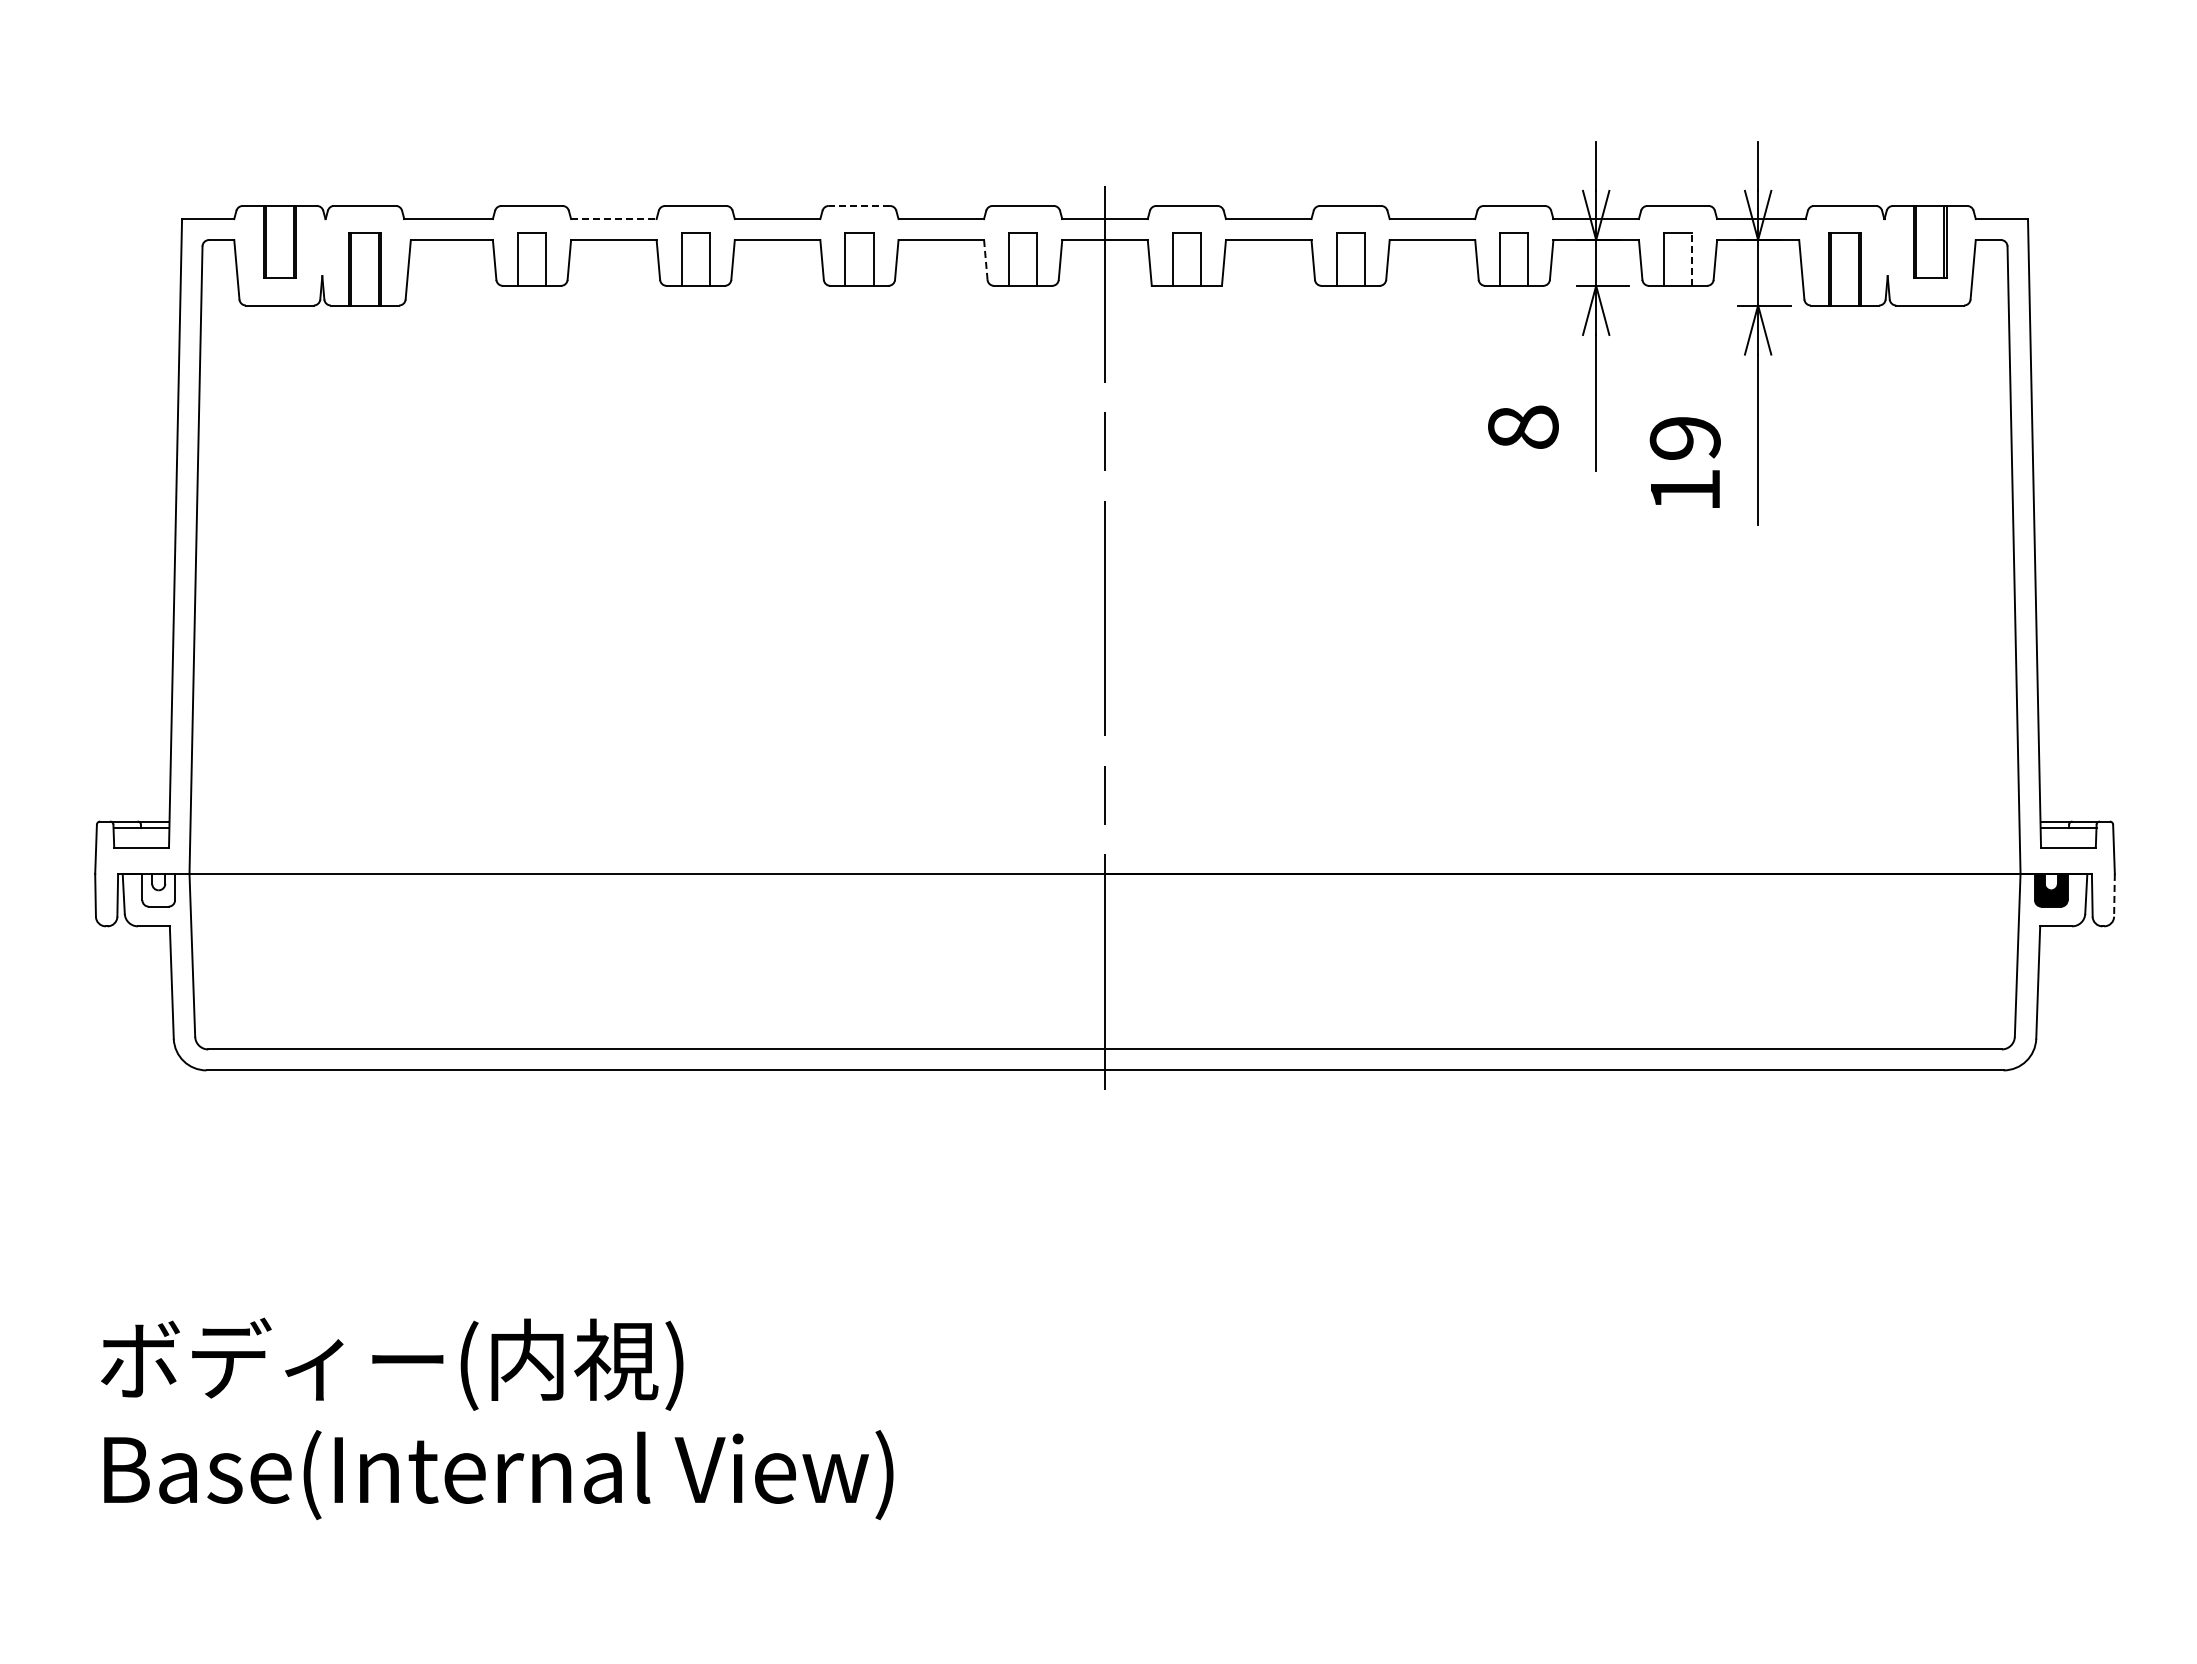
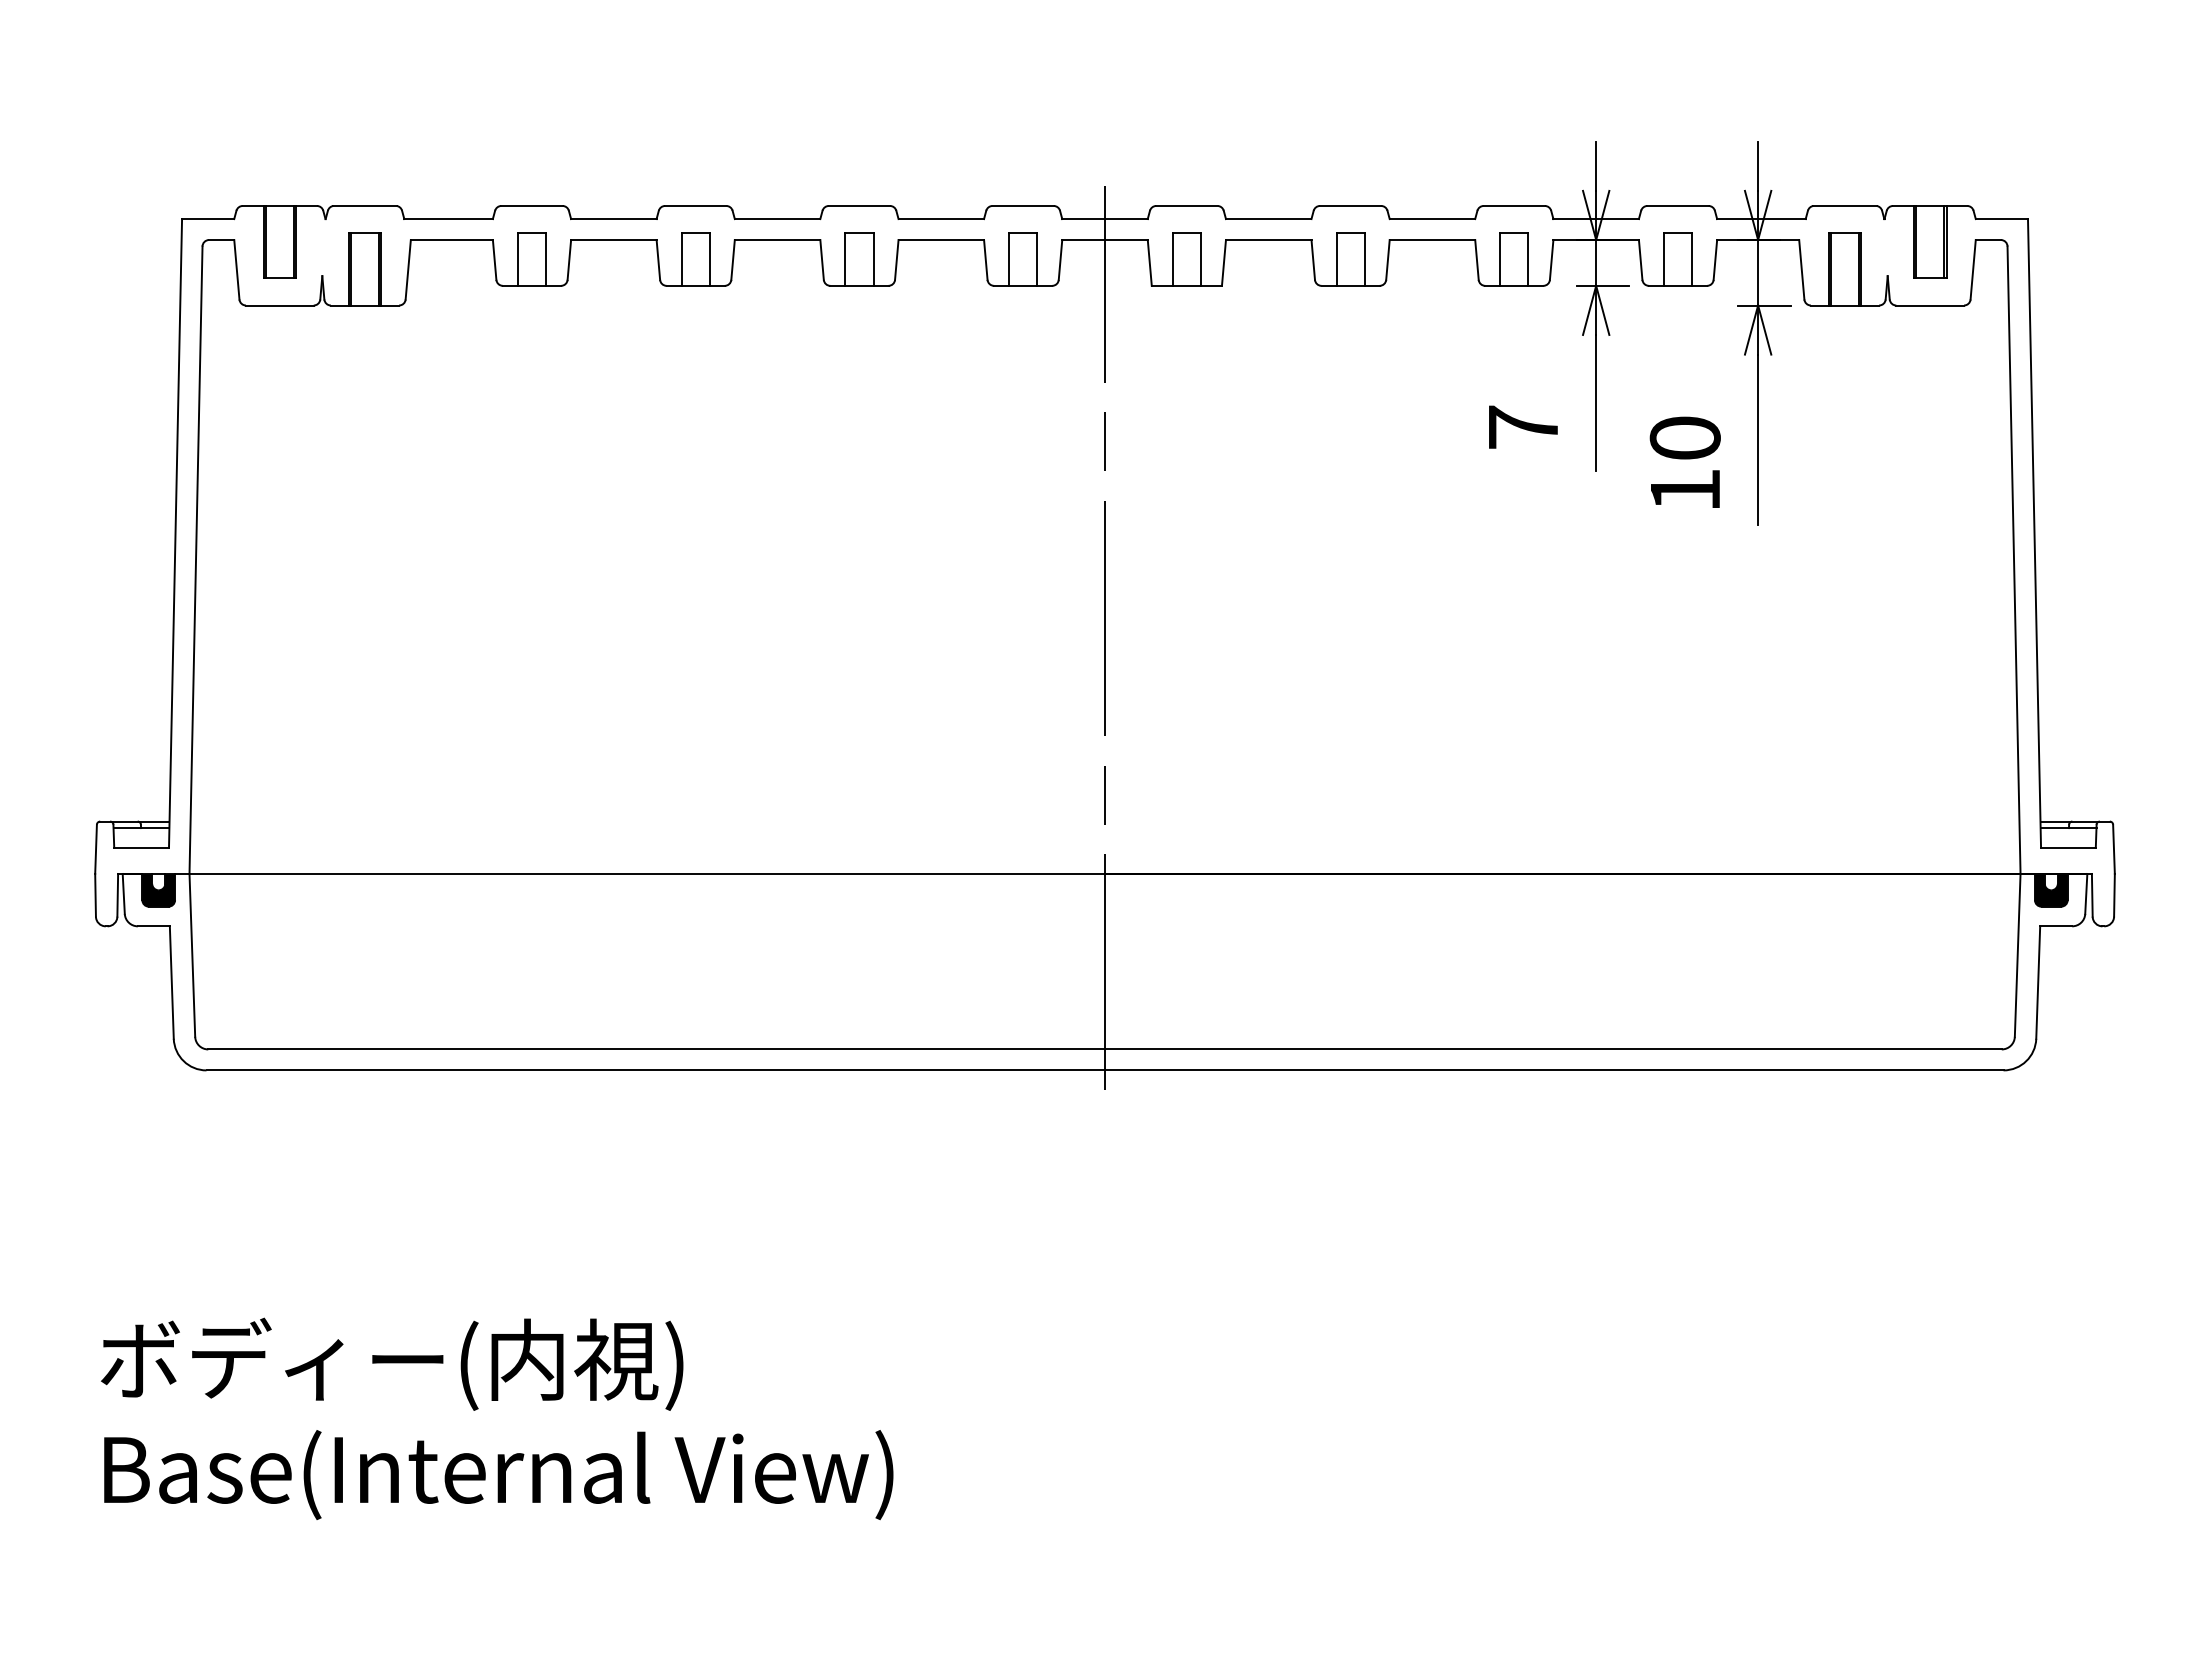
line: dashed -> solid (859, 205)
line: dashed -> solid (613, 219)
line: dashed -> solid (985, 259)
line: dashed -> solid (1692, 259)
text: 8 -> 7 (1523, 426)
text: 19 -> 10 (1684, 437)
fill: none -> present (158, 889)
line: dashed -> solid (2114, 895)
